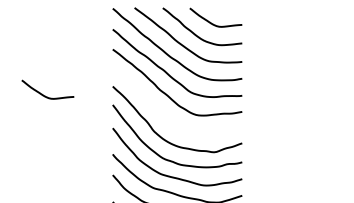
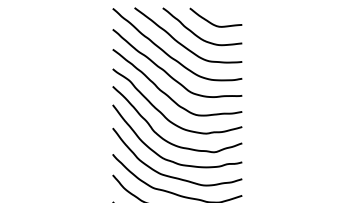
curve: present -> none (45, 95)
curve: none -> present (163, 113)
